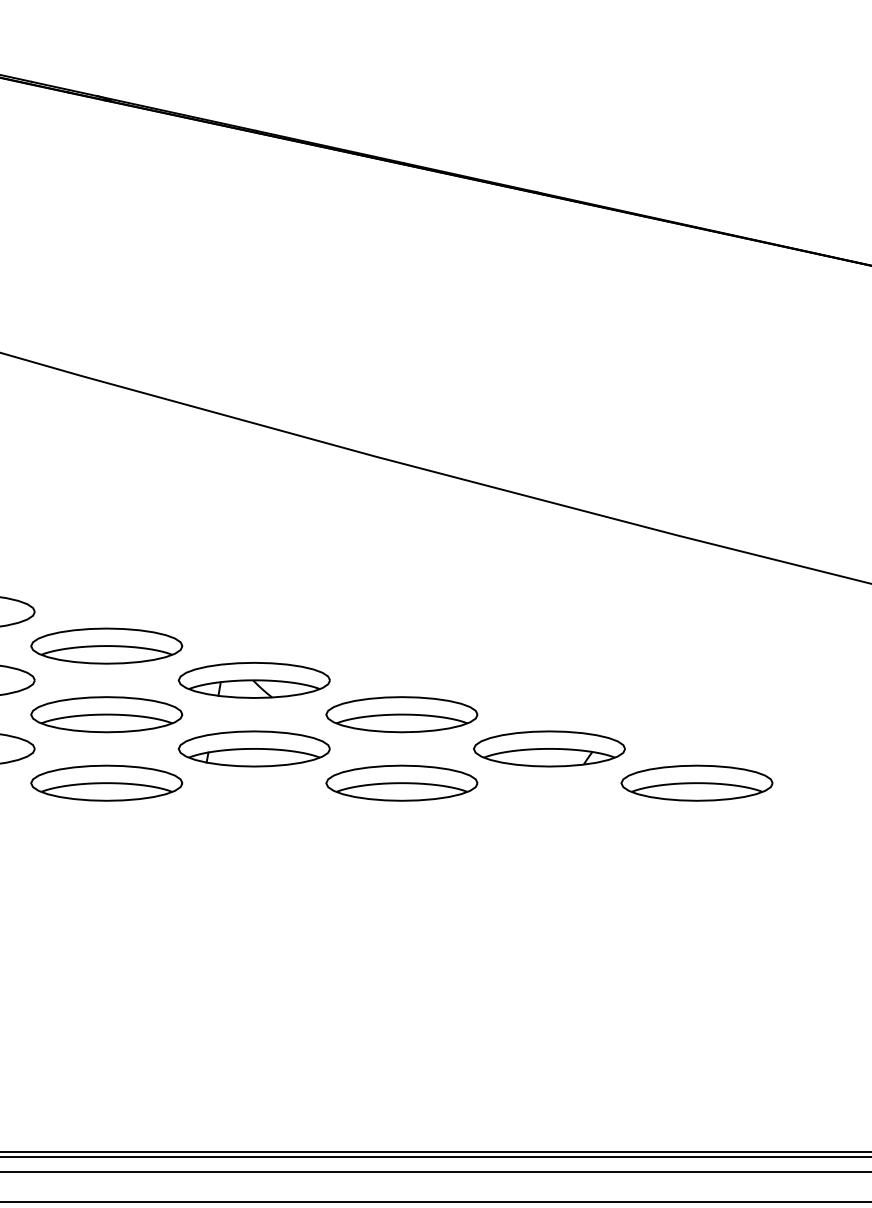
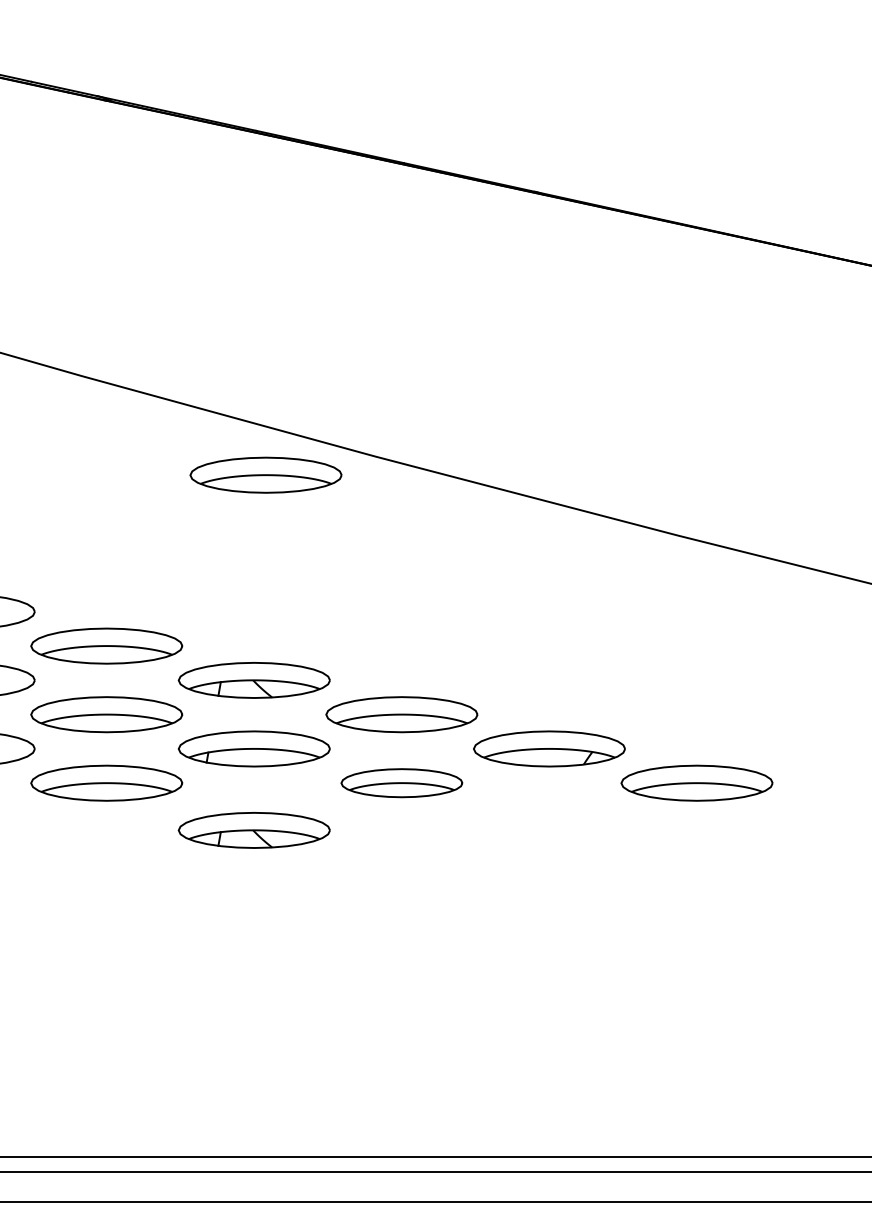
part: none -> present (265, 474)
part size: 154x38 px -> 124x31 px (401, 783)
part: none -> present (253, 830)
line: present -> none (435, 1151)
